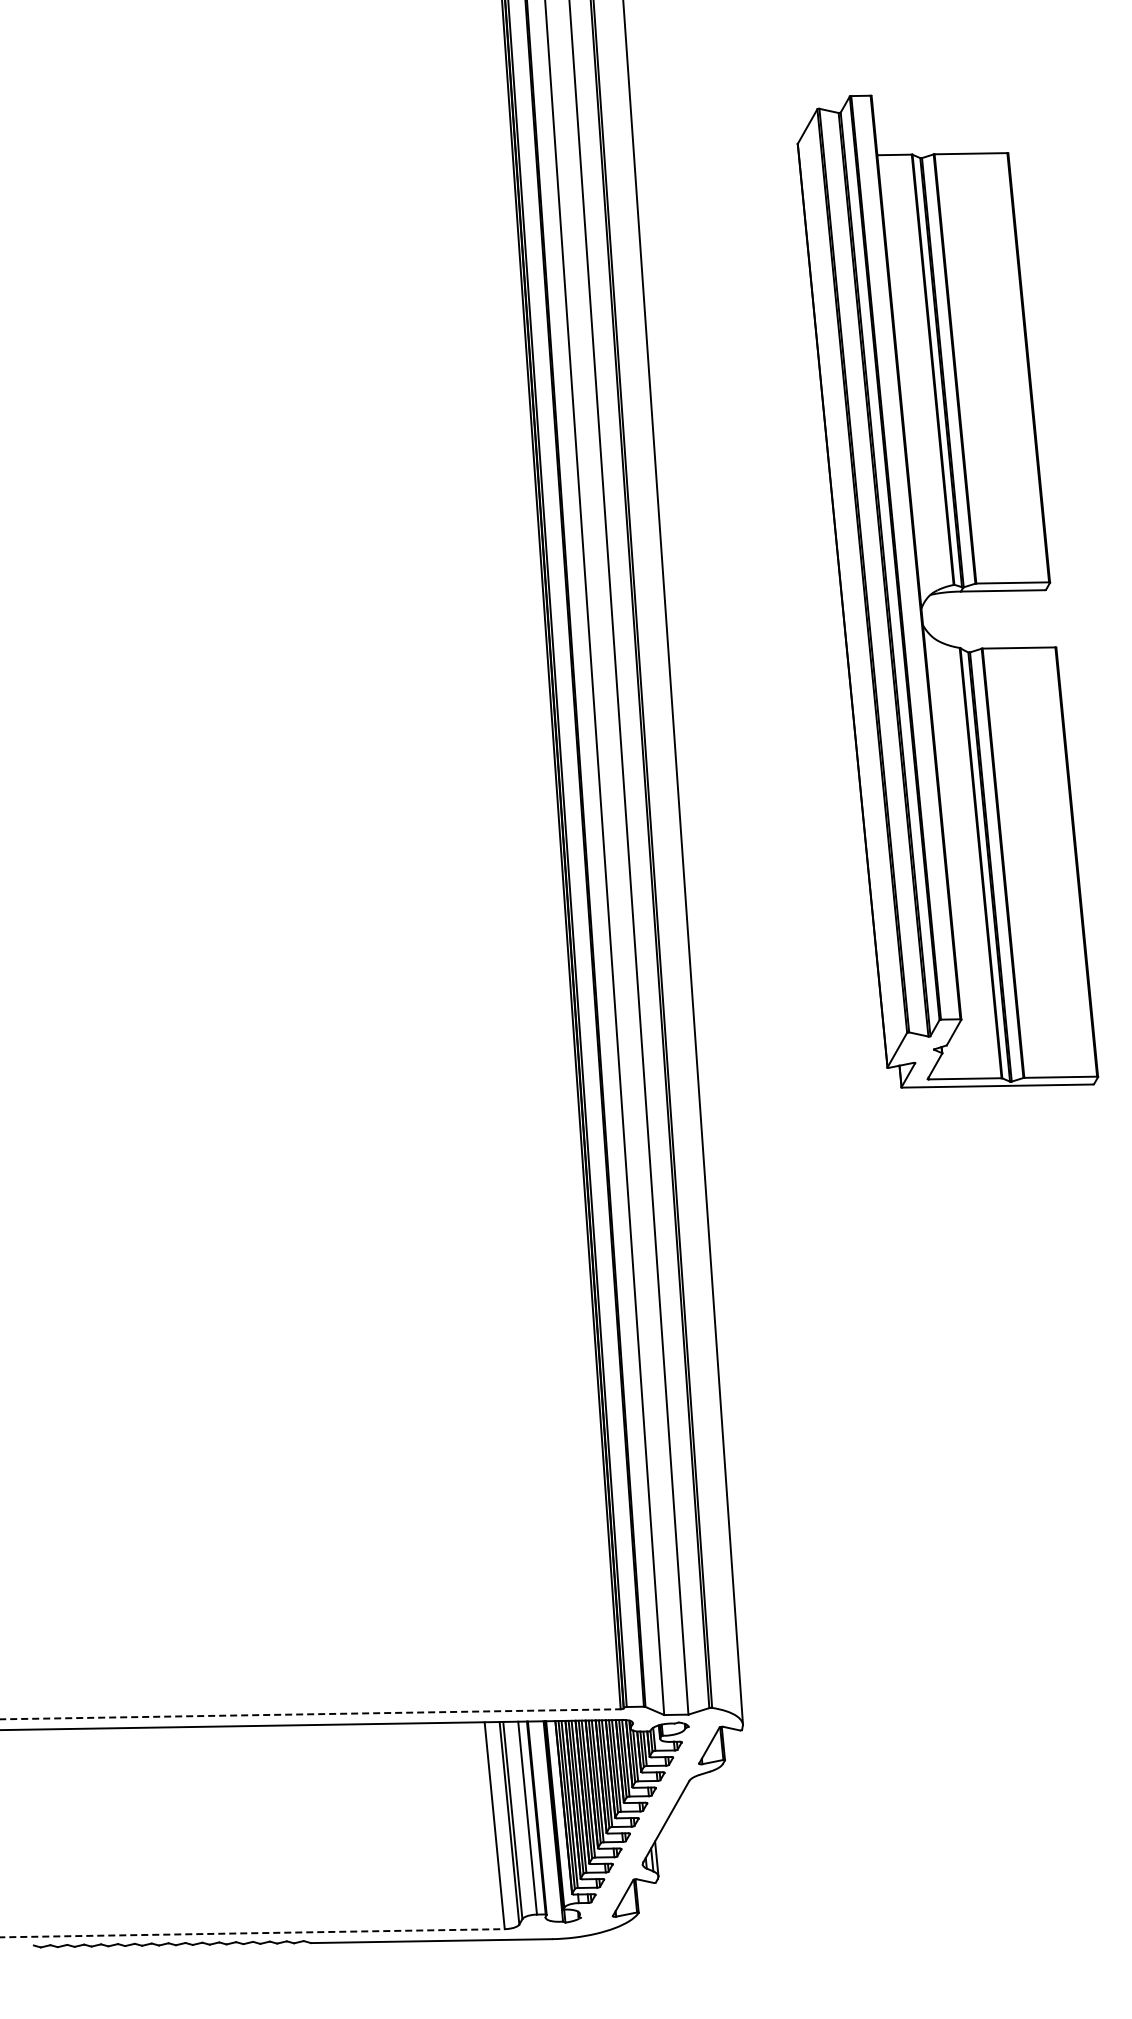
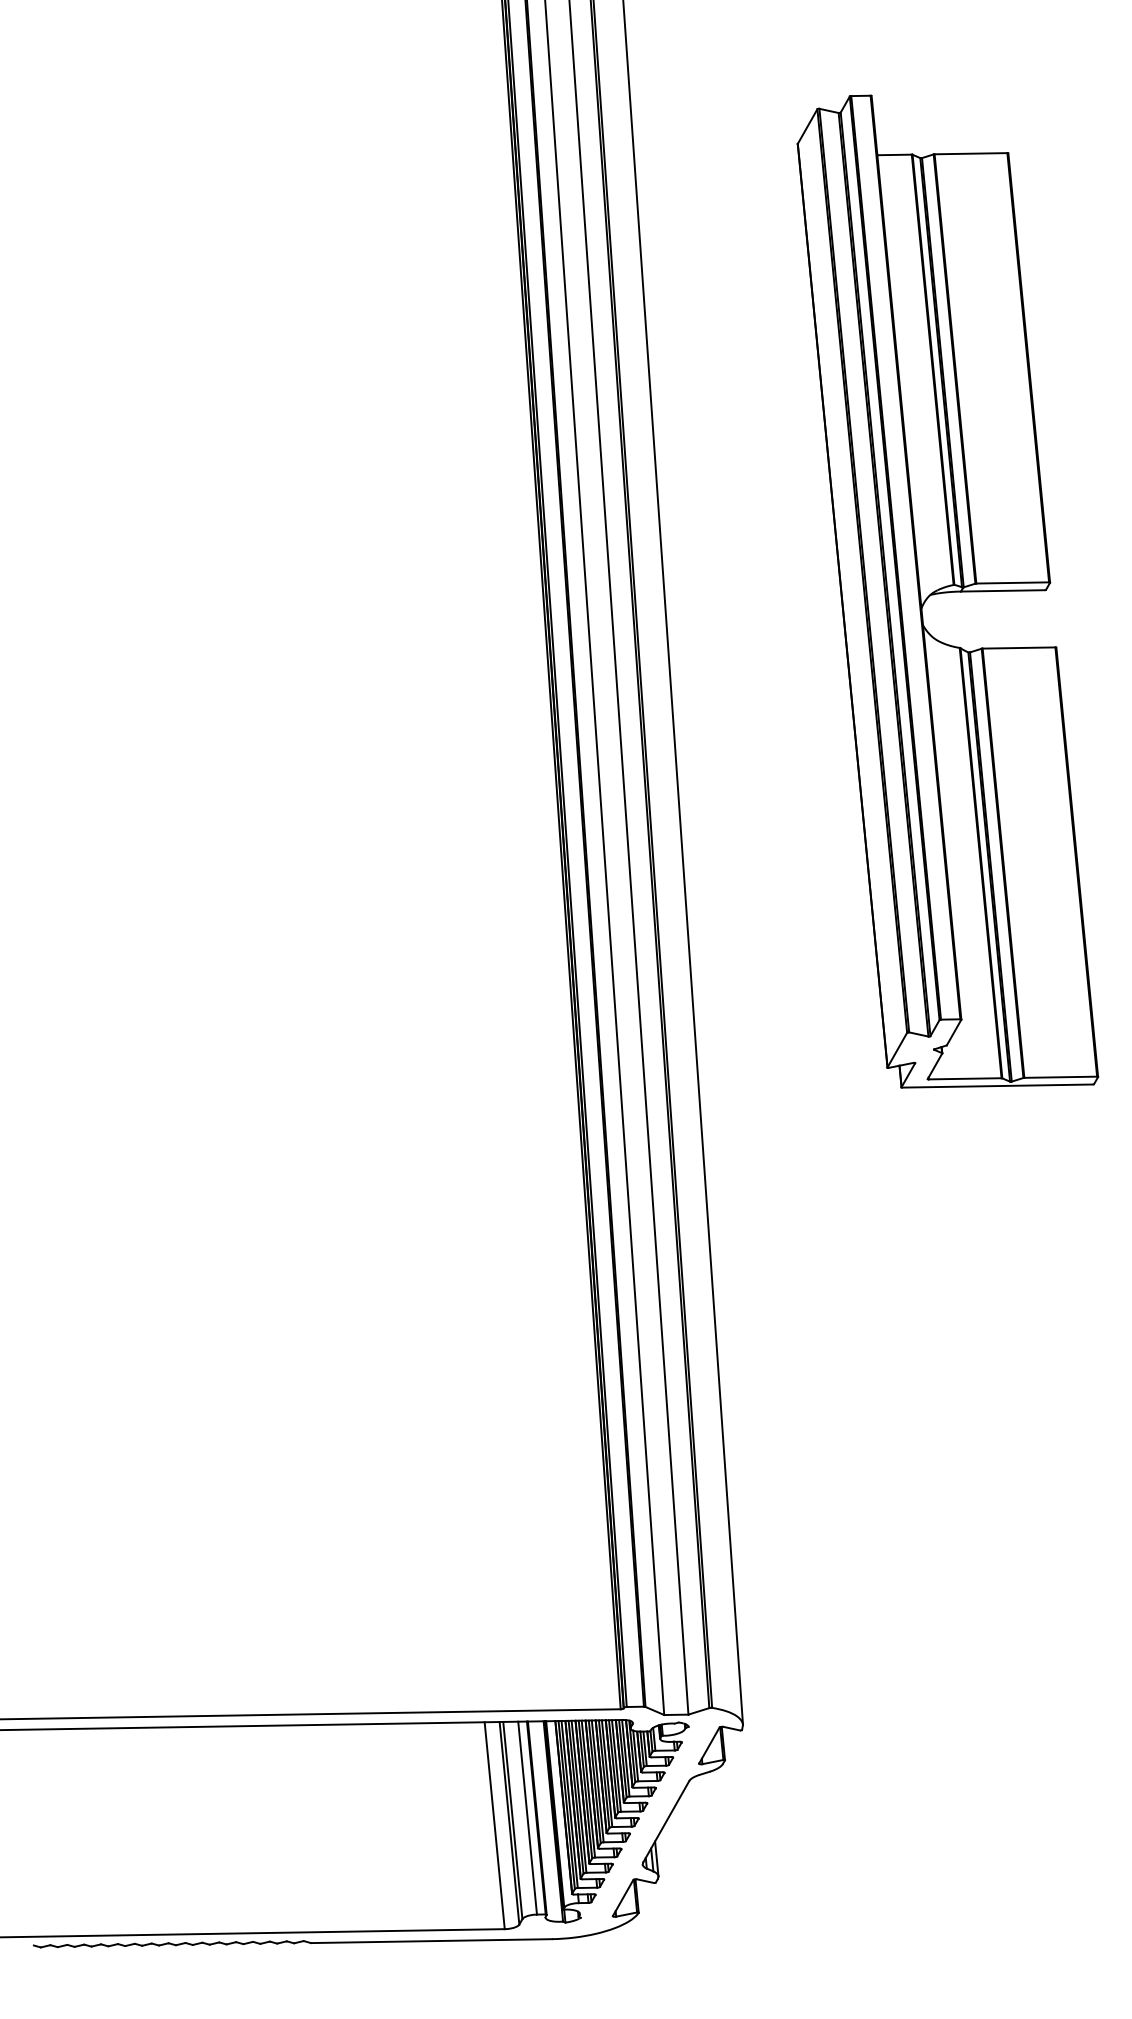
line: dashed -> solid (310, 1714)
line: dashed -> solid (252, 1933)
